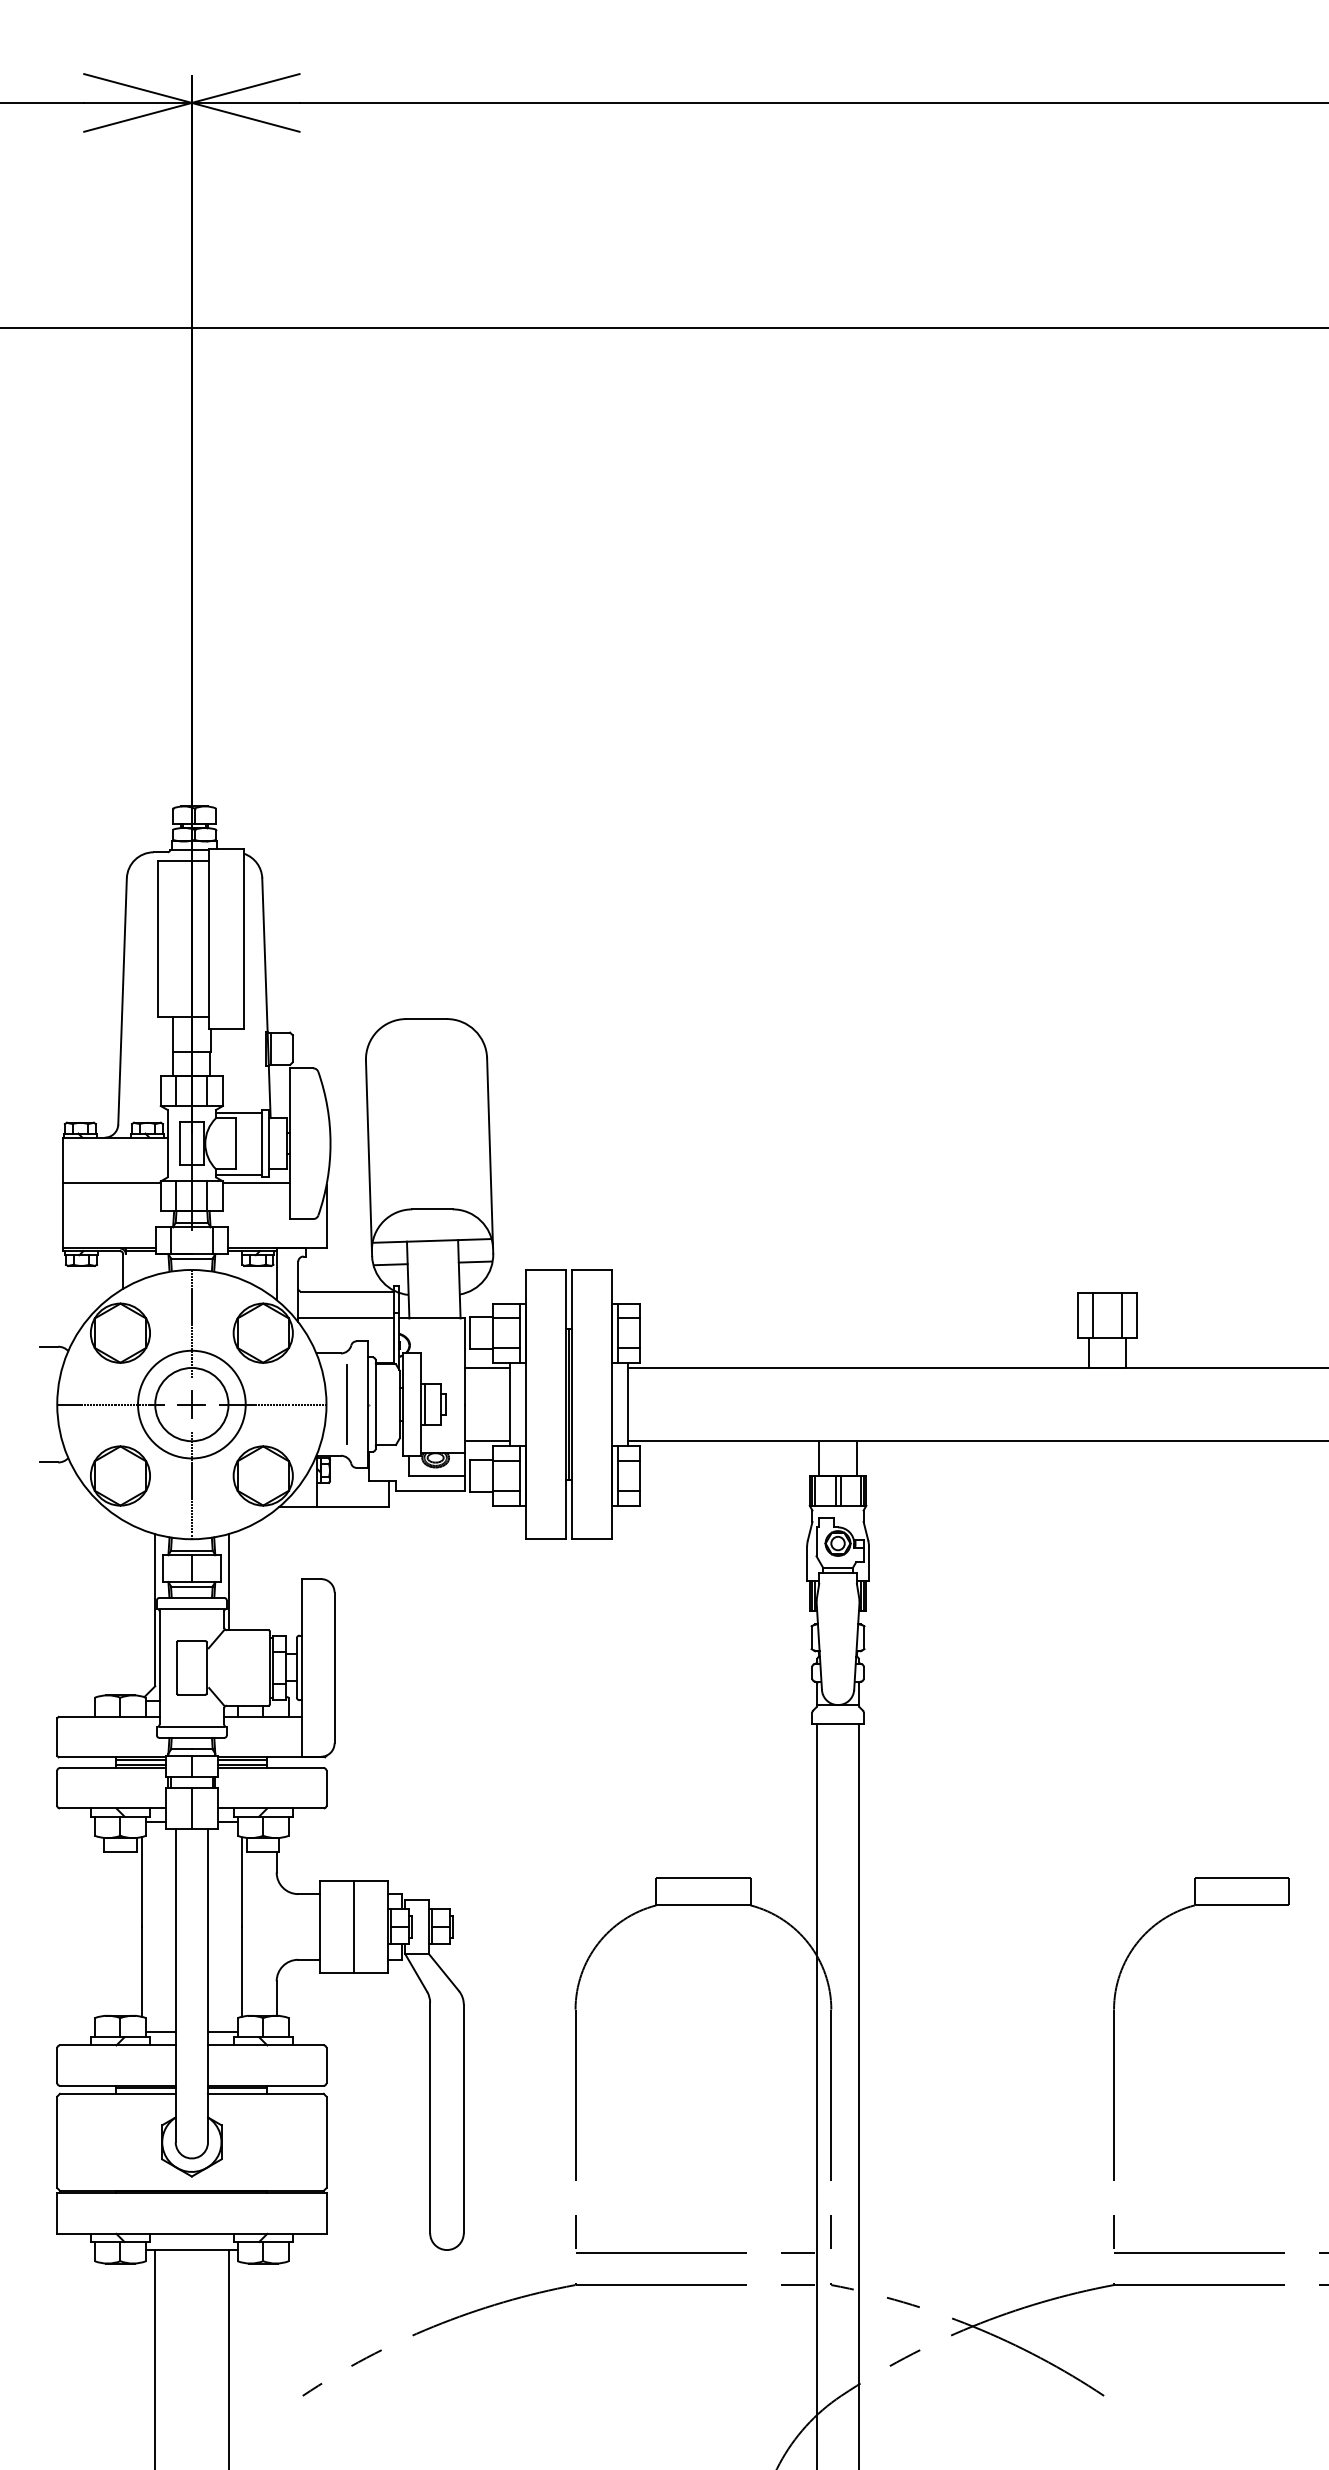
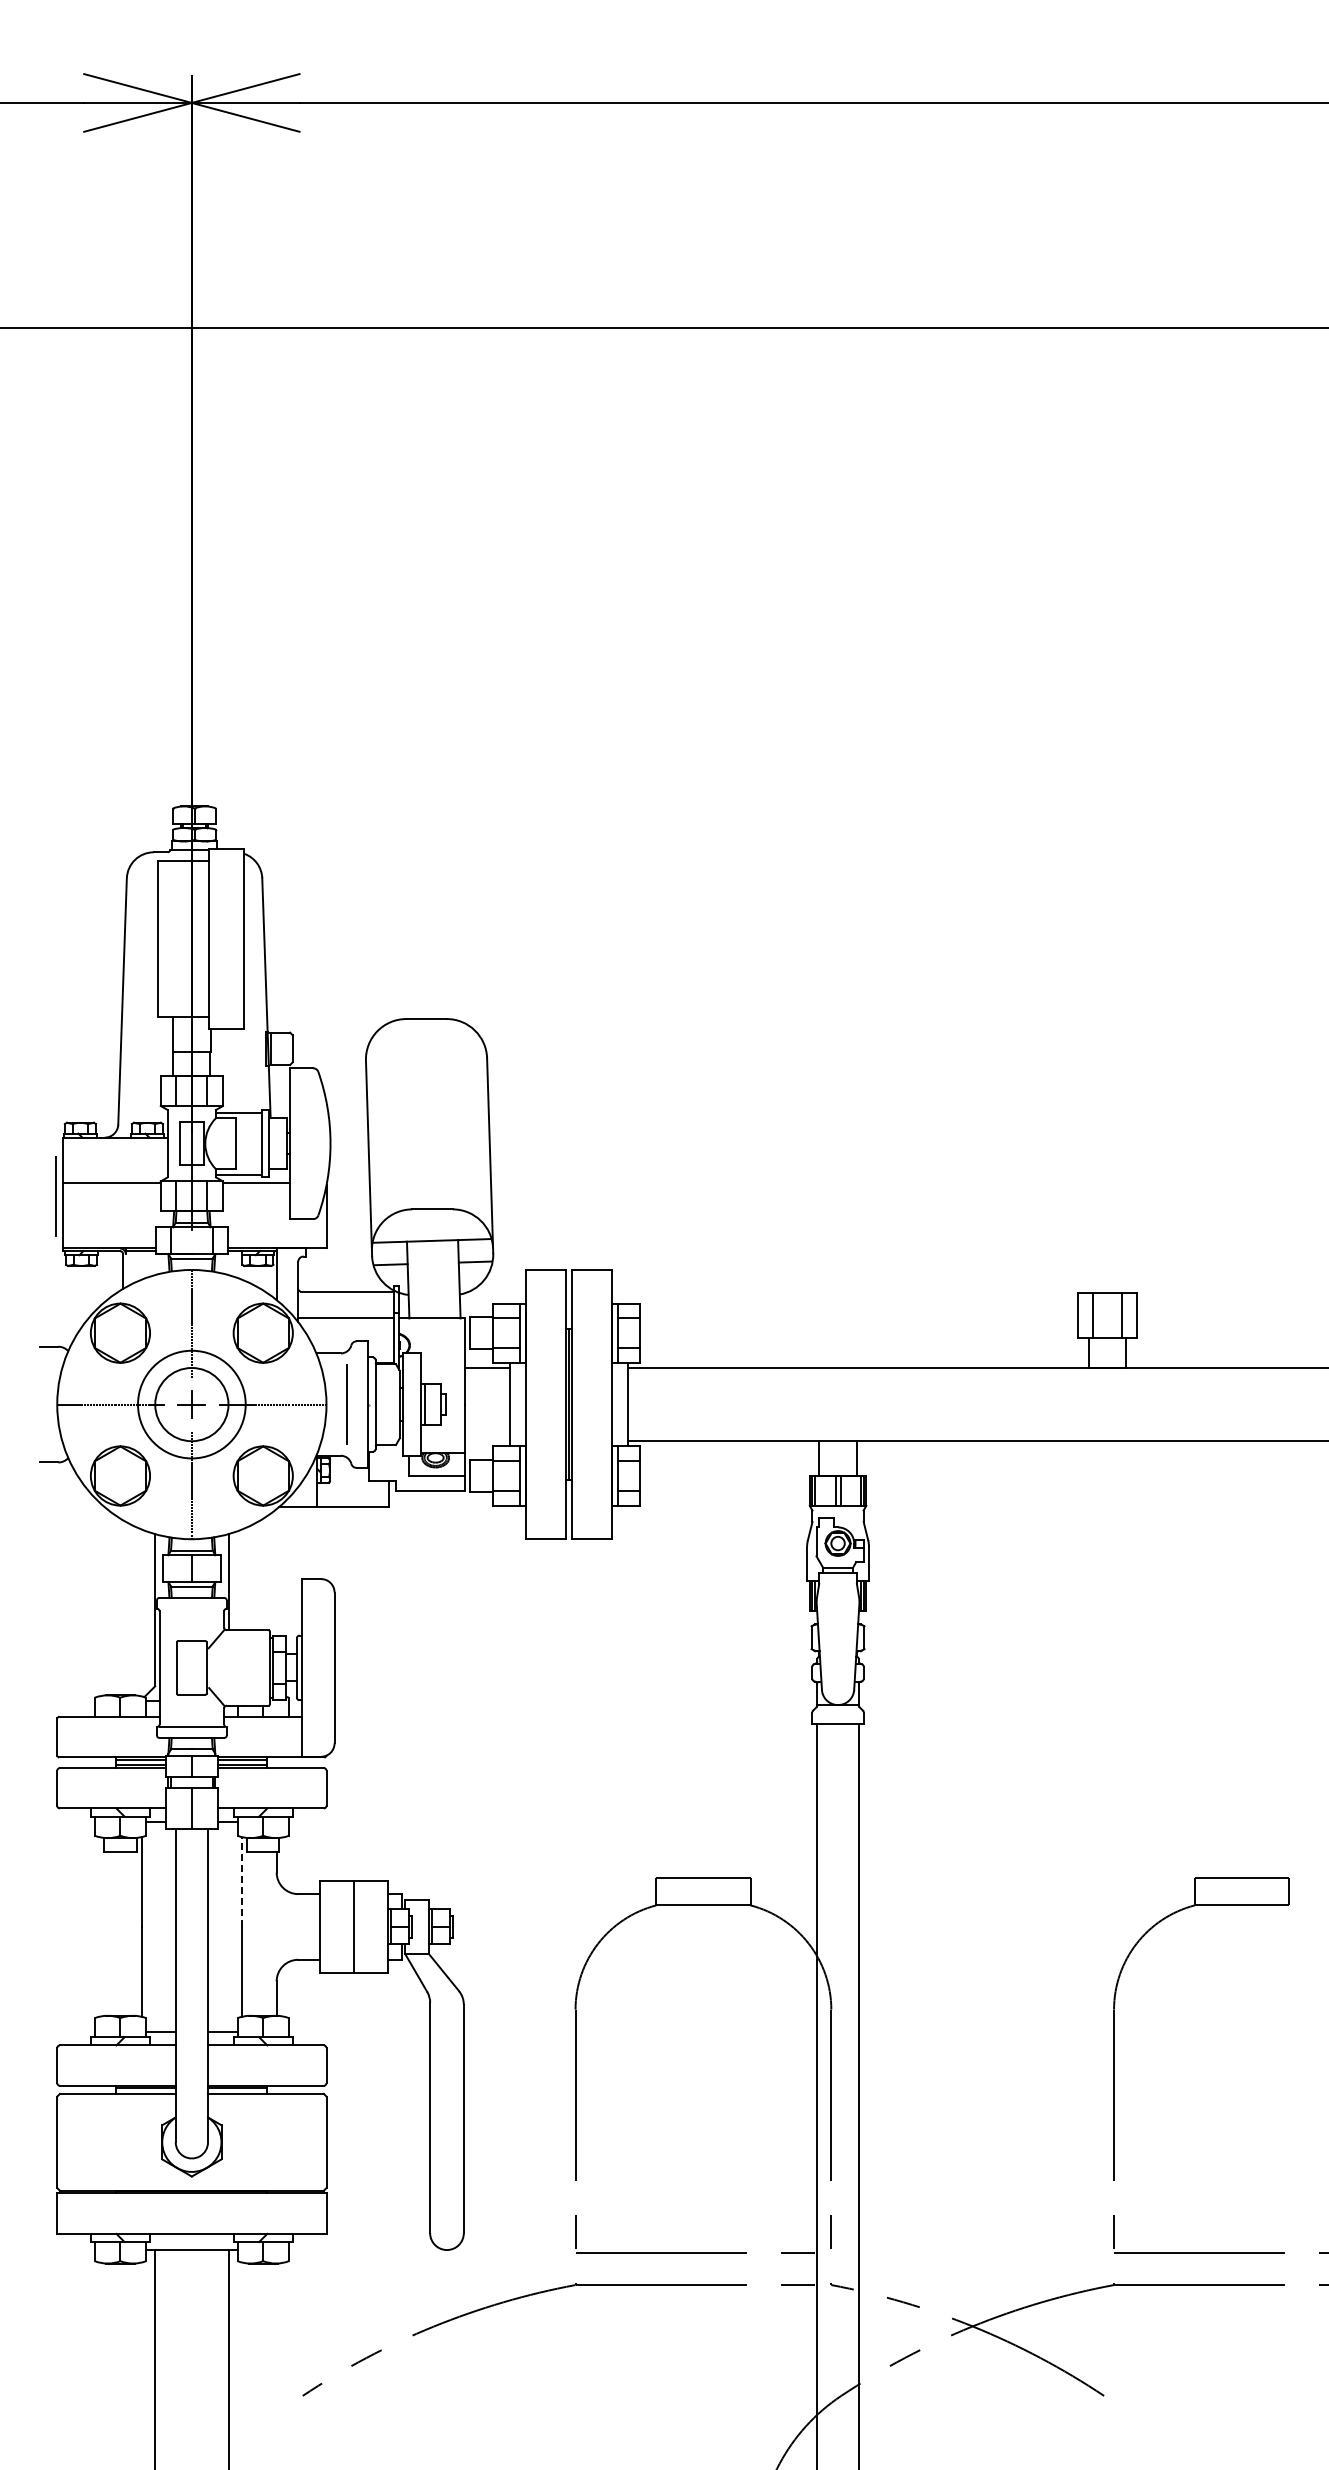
line: none -> present (55, 1196)
line: present -> none (486, 1441)
line: present -> none (191, 1608)
line: solid -> dashed (241, 1882)
